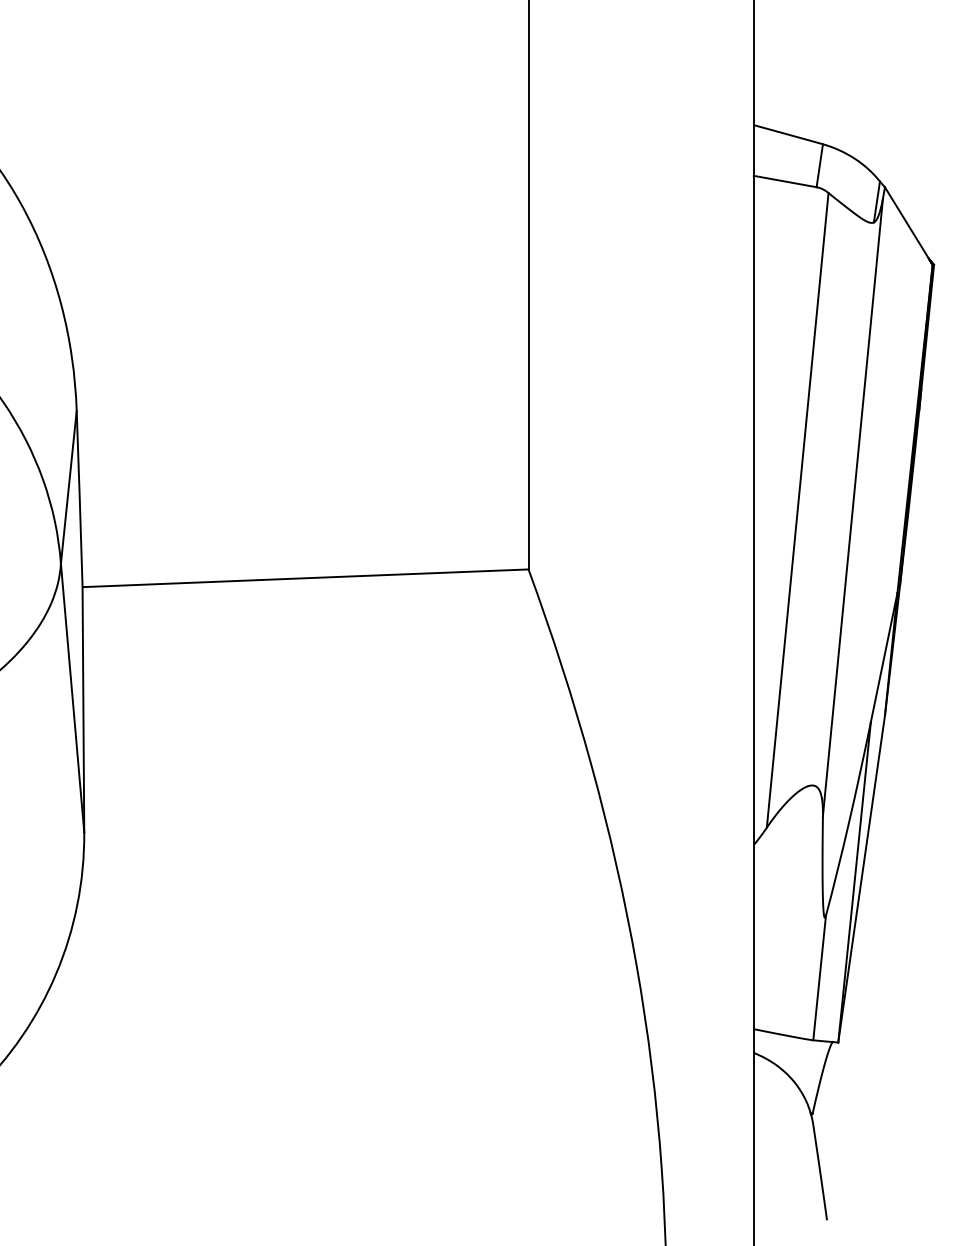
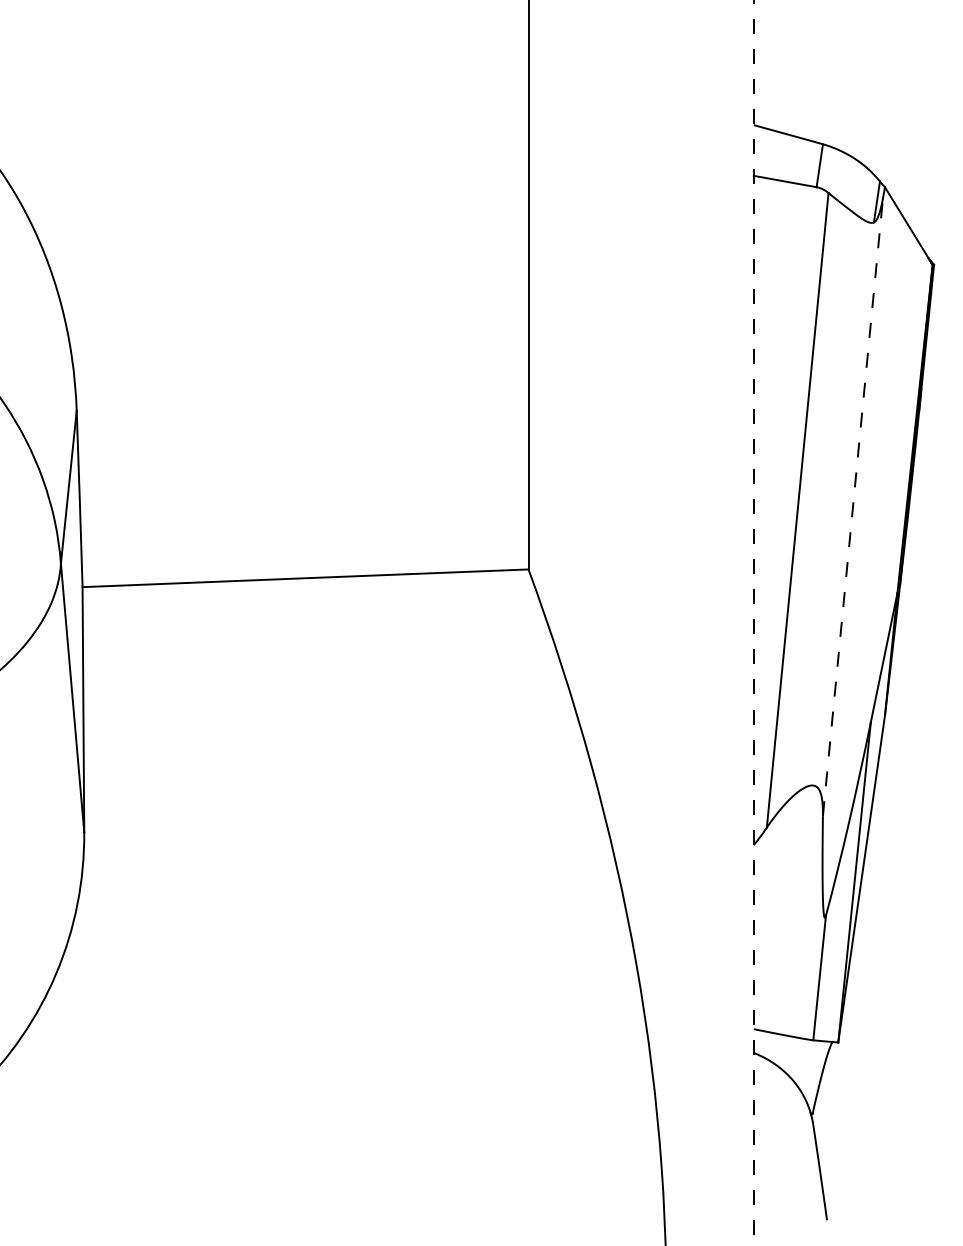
line: solid -> dashed (853, 506)
line: solid -> dashed (753, 623)
